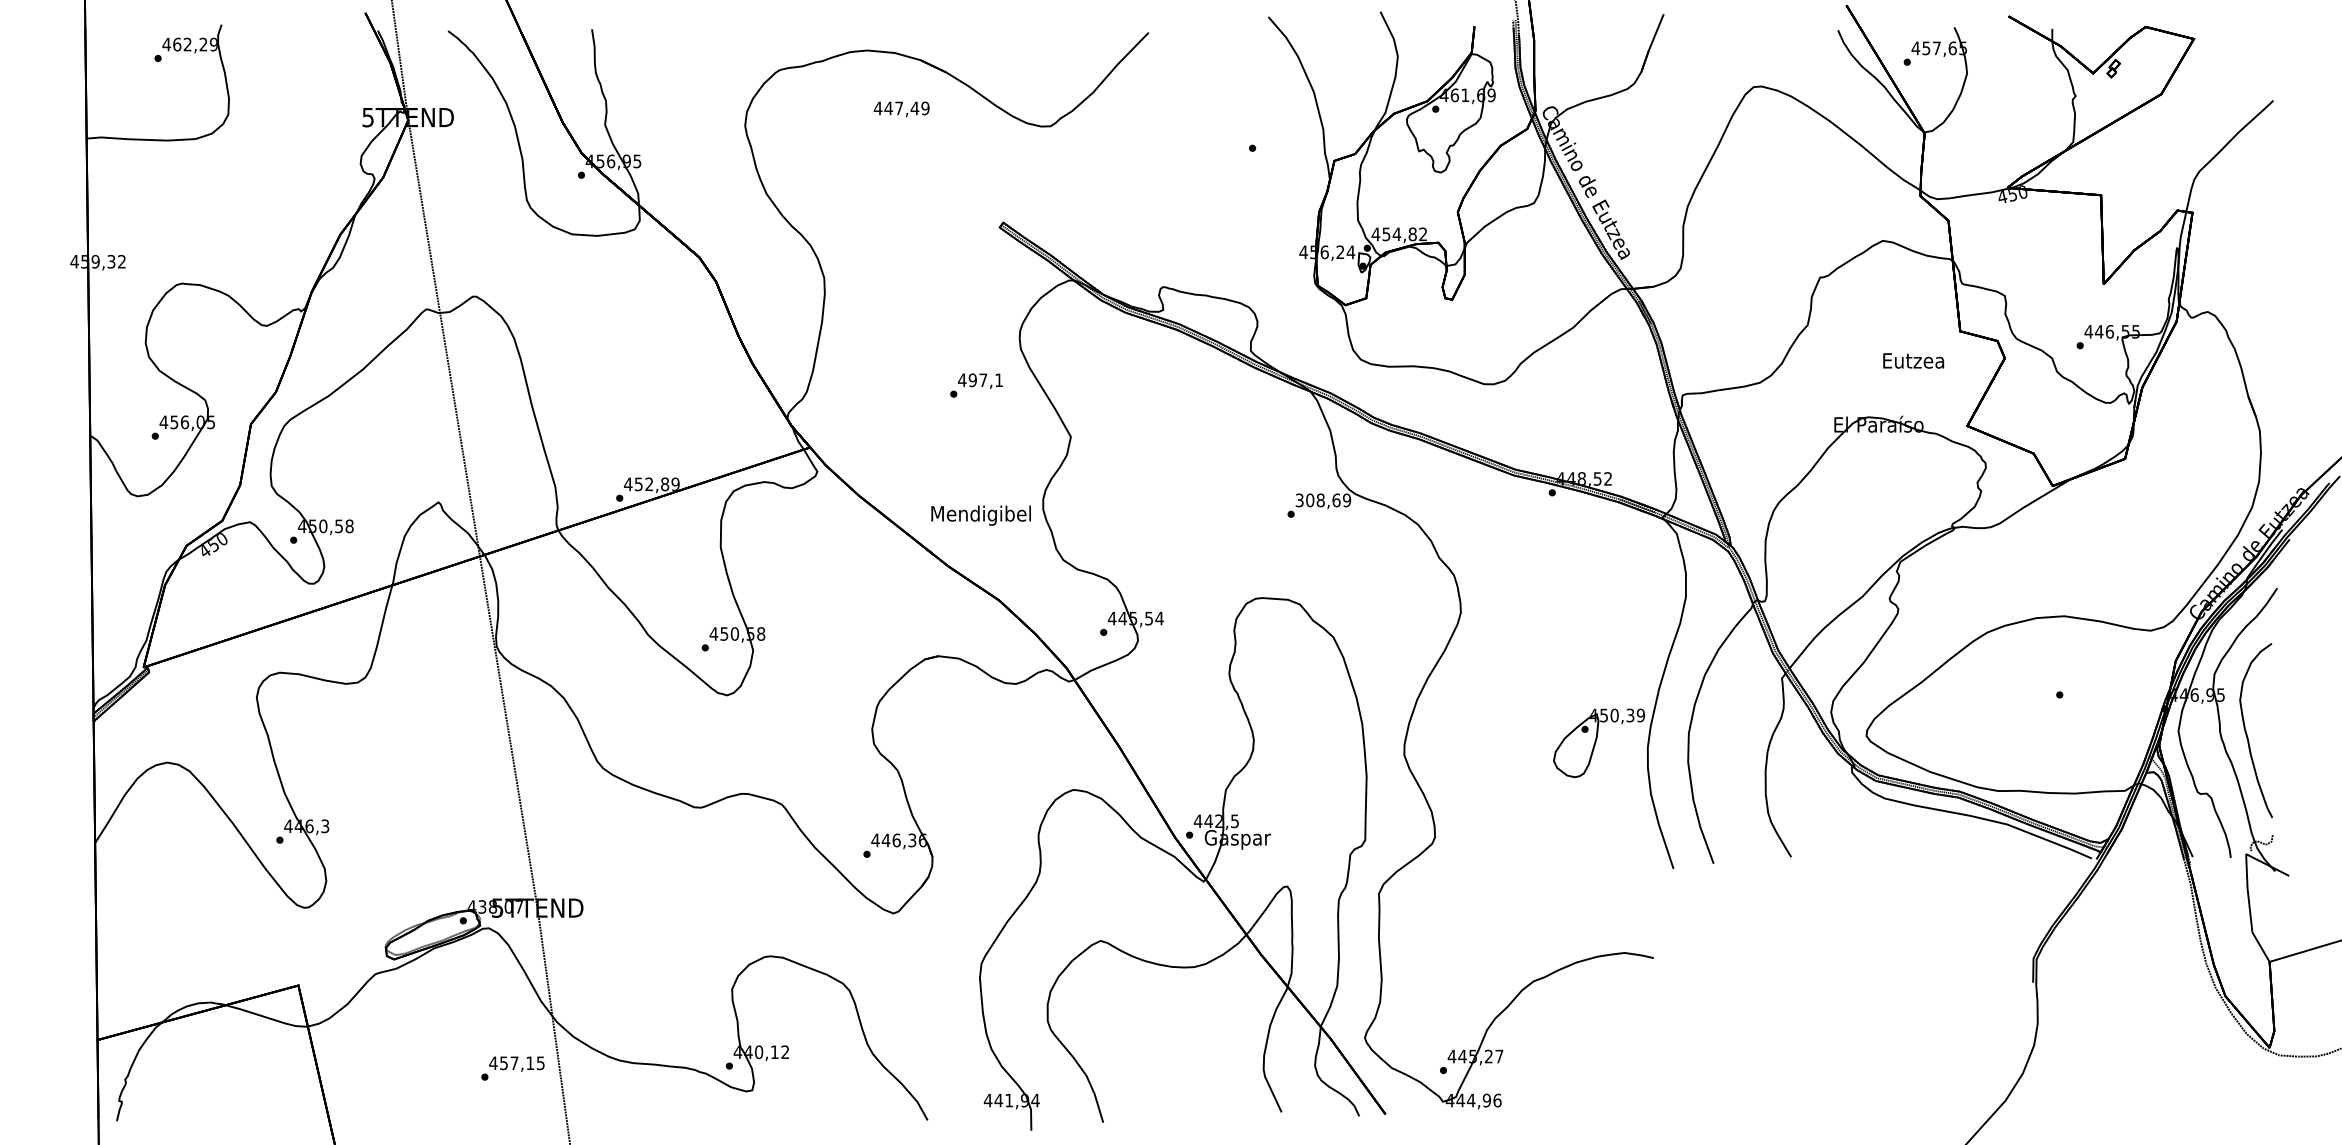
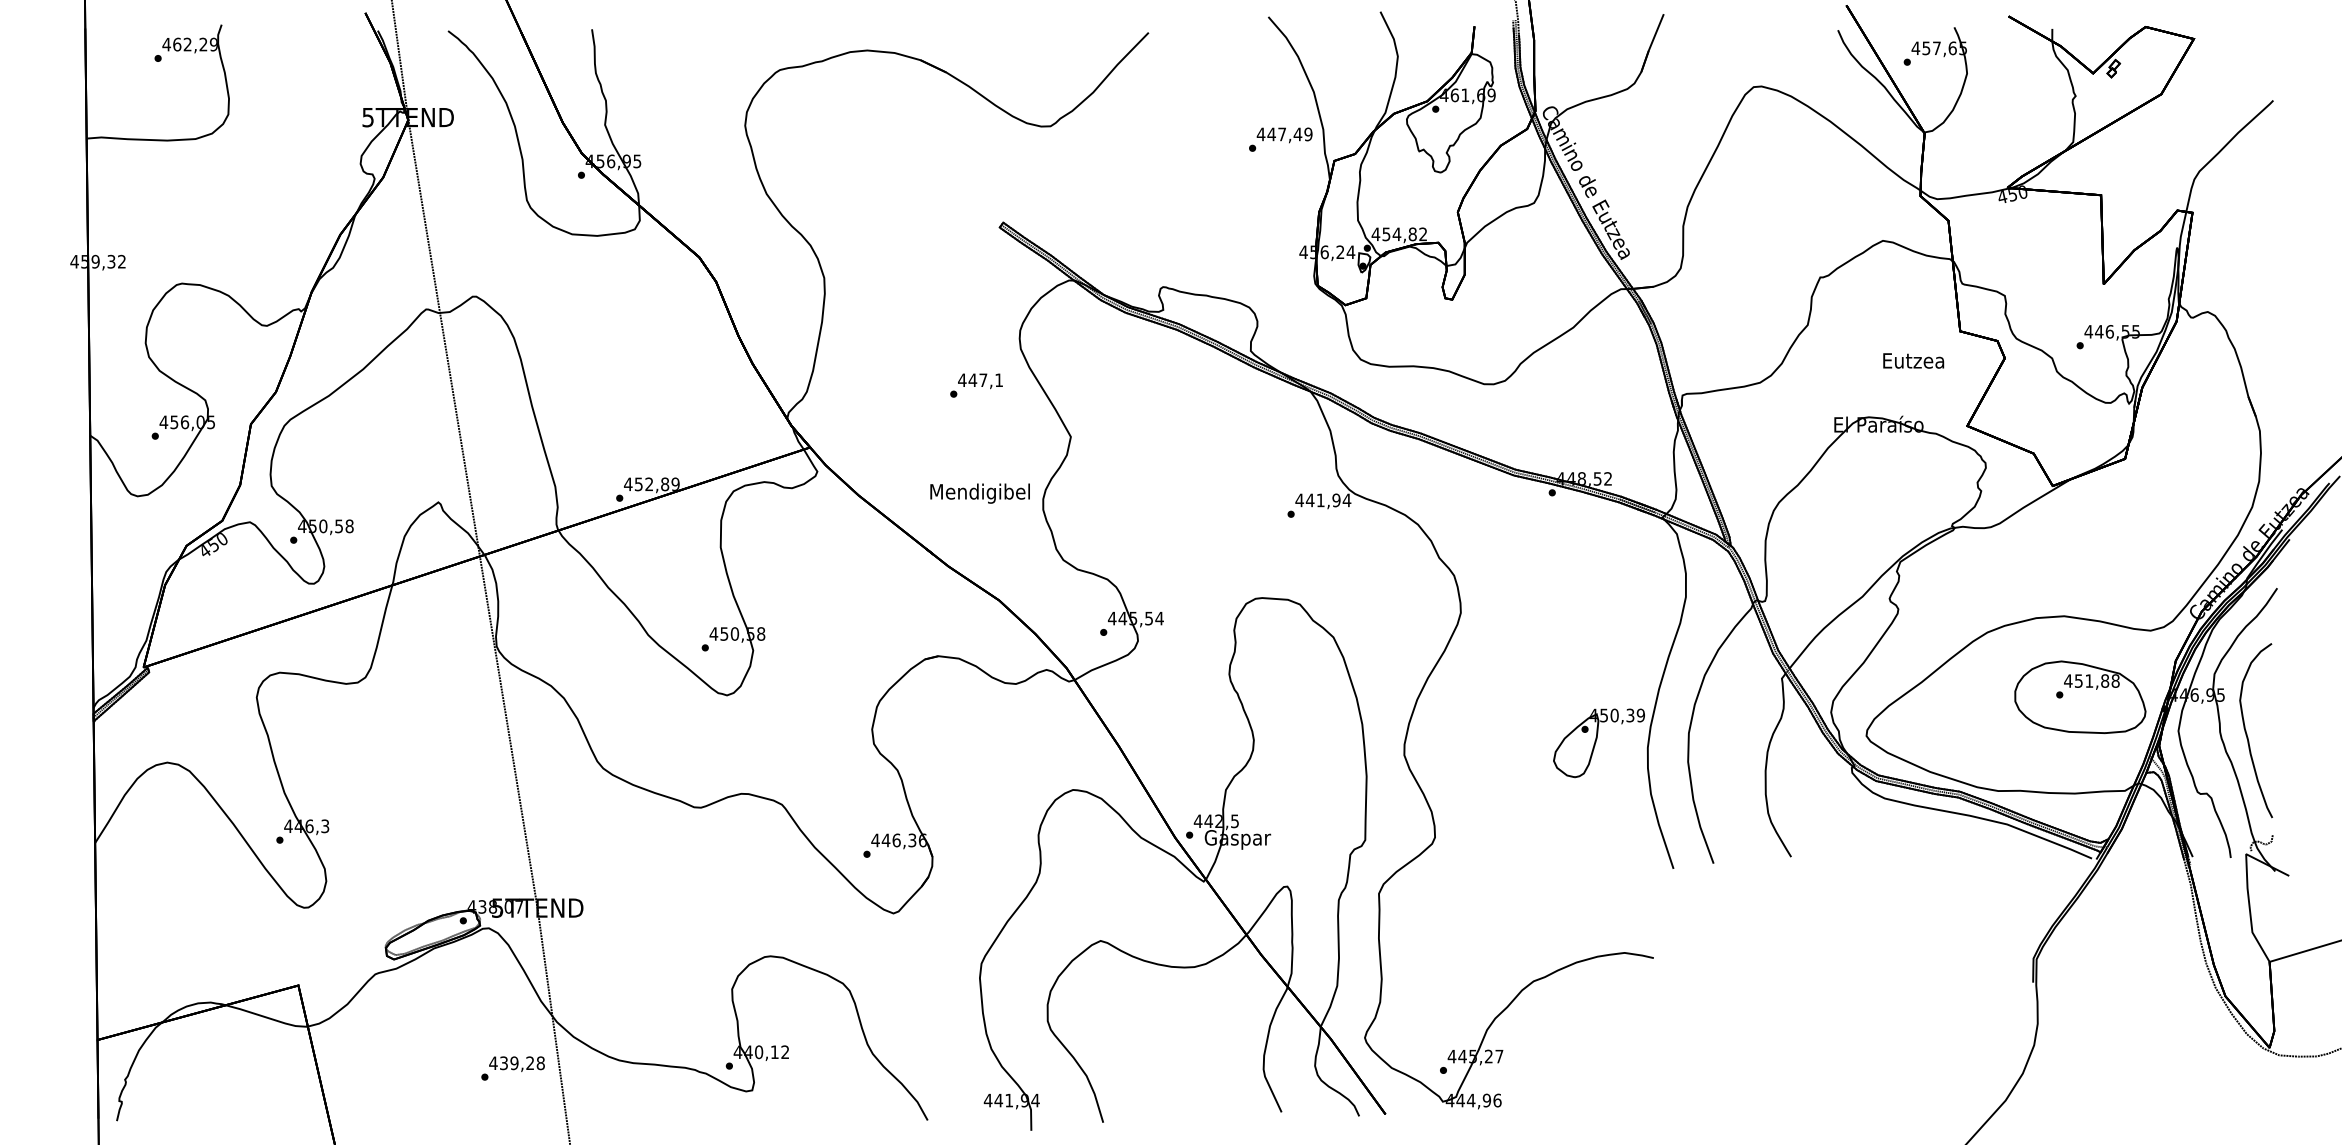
text position: (901, 109) -> (1284, 135) (1284, 135)
text: 497,1 -> 447,1 (972, 380)
text: 308,69 -> 441,94 (1323, 500)
text position: (980, 515) -> (979, 493) (979, 493)
part: none -> present (2080, 696)
text: 457,15 -> 439,28 (522, 1063)
